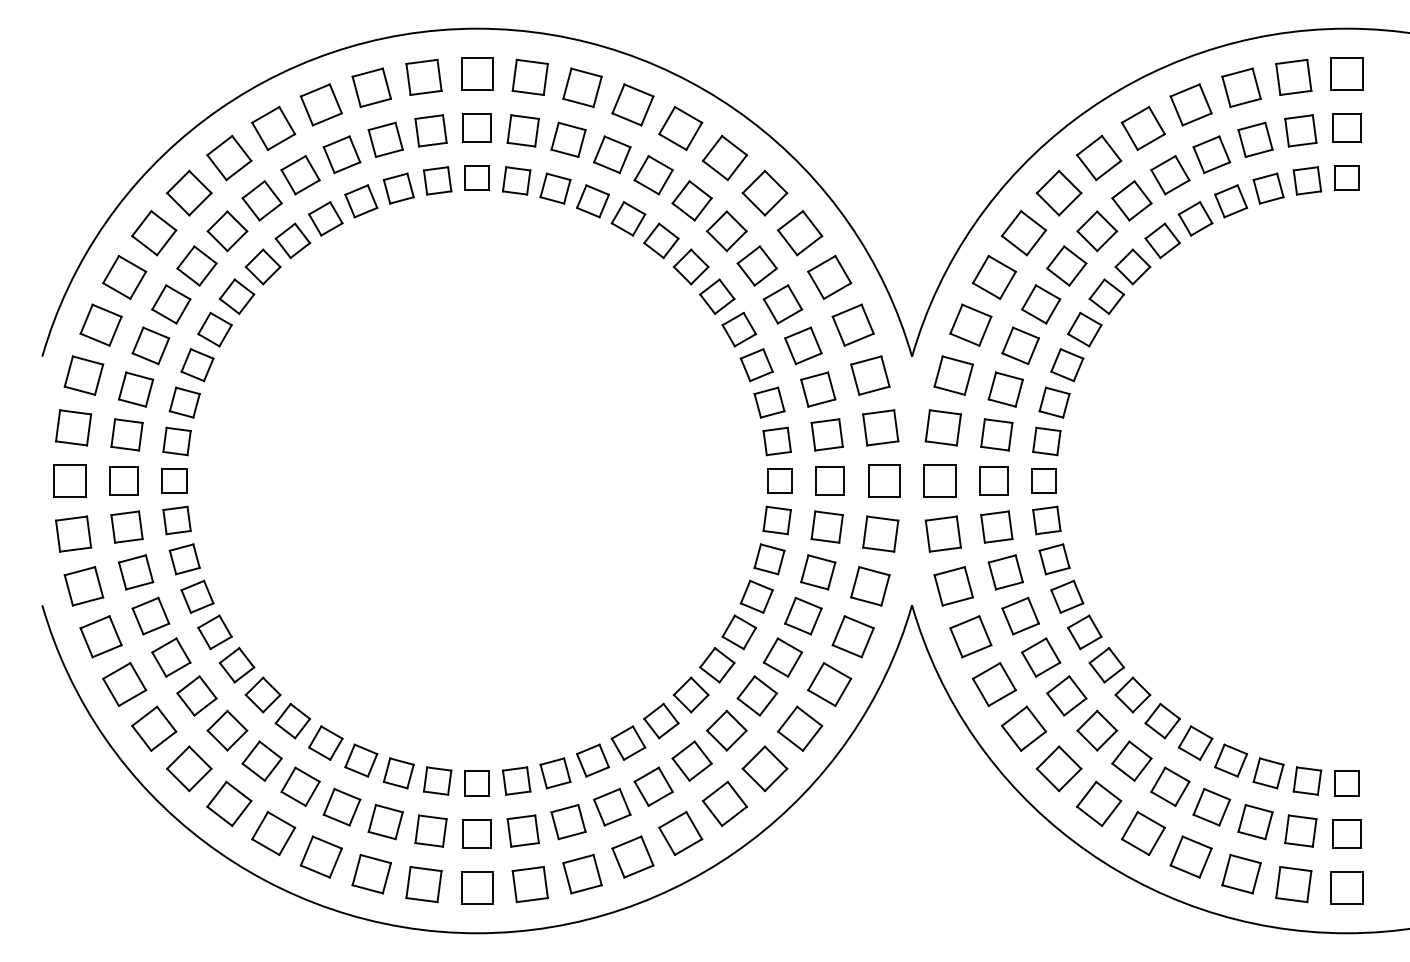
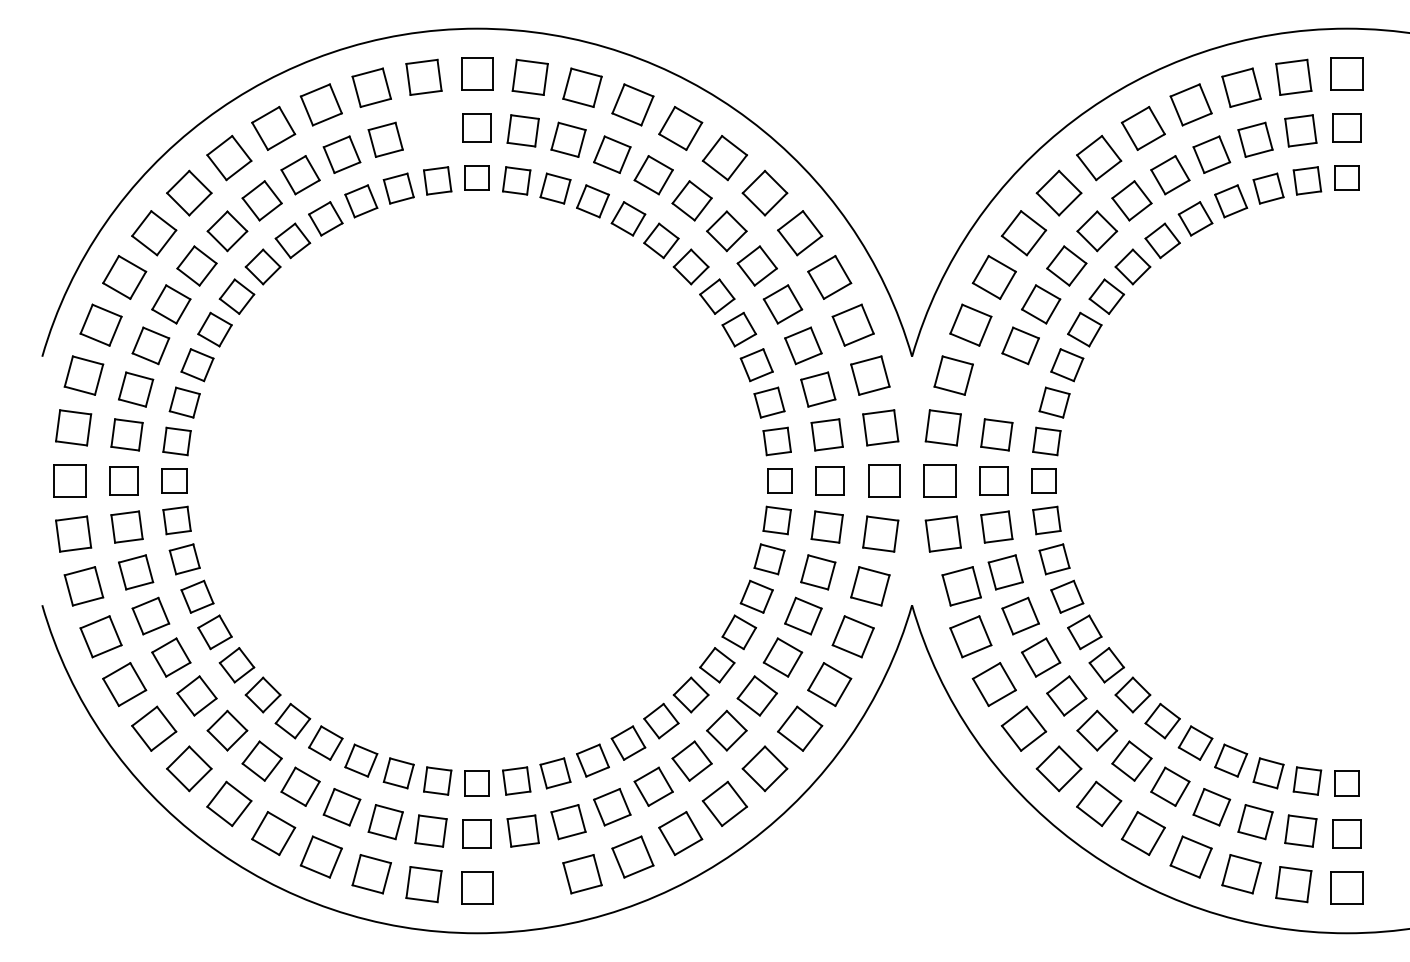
part: present -> none (430, 130)
part: present -> none (1005, 389)
part position: (953, 586) -> (961, 586) (961, 586)
part: present -> none (529, 884)
